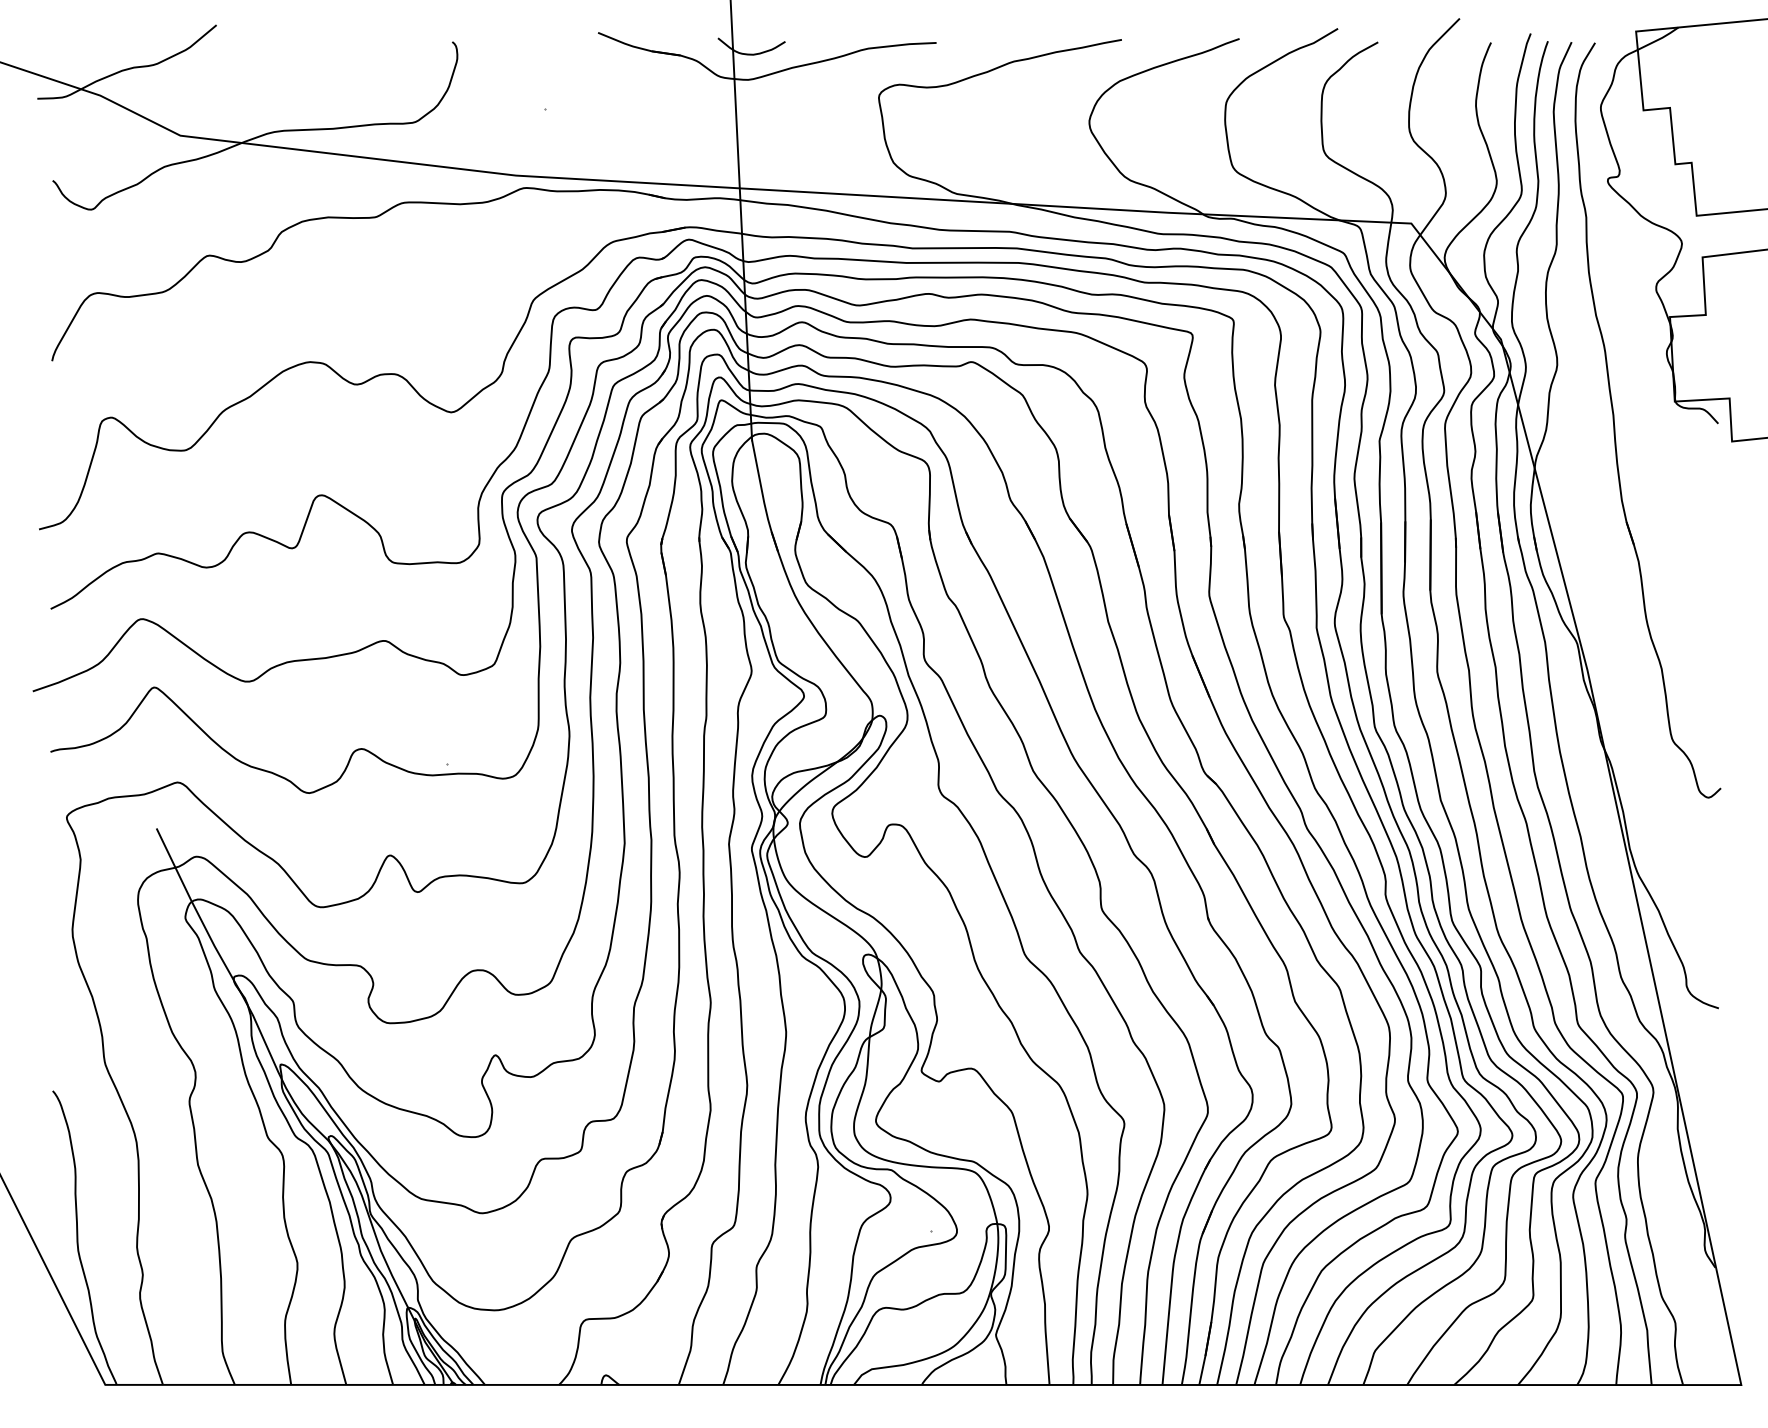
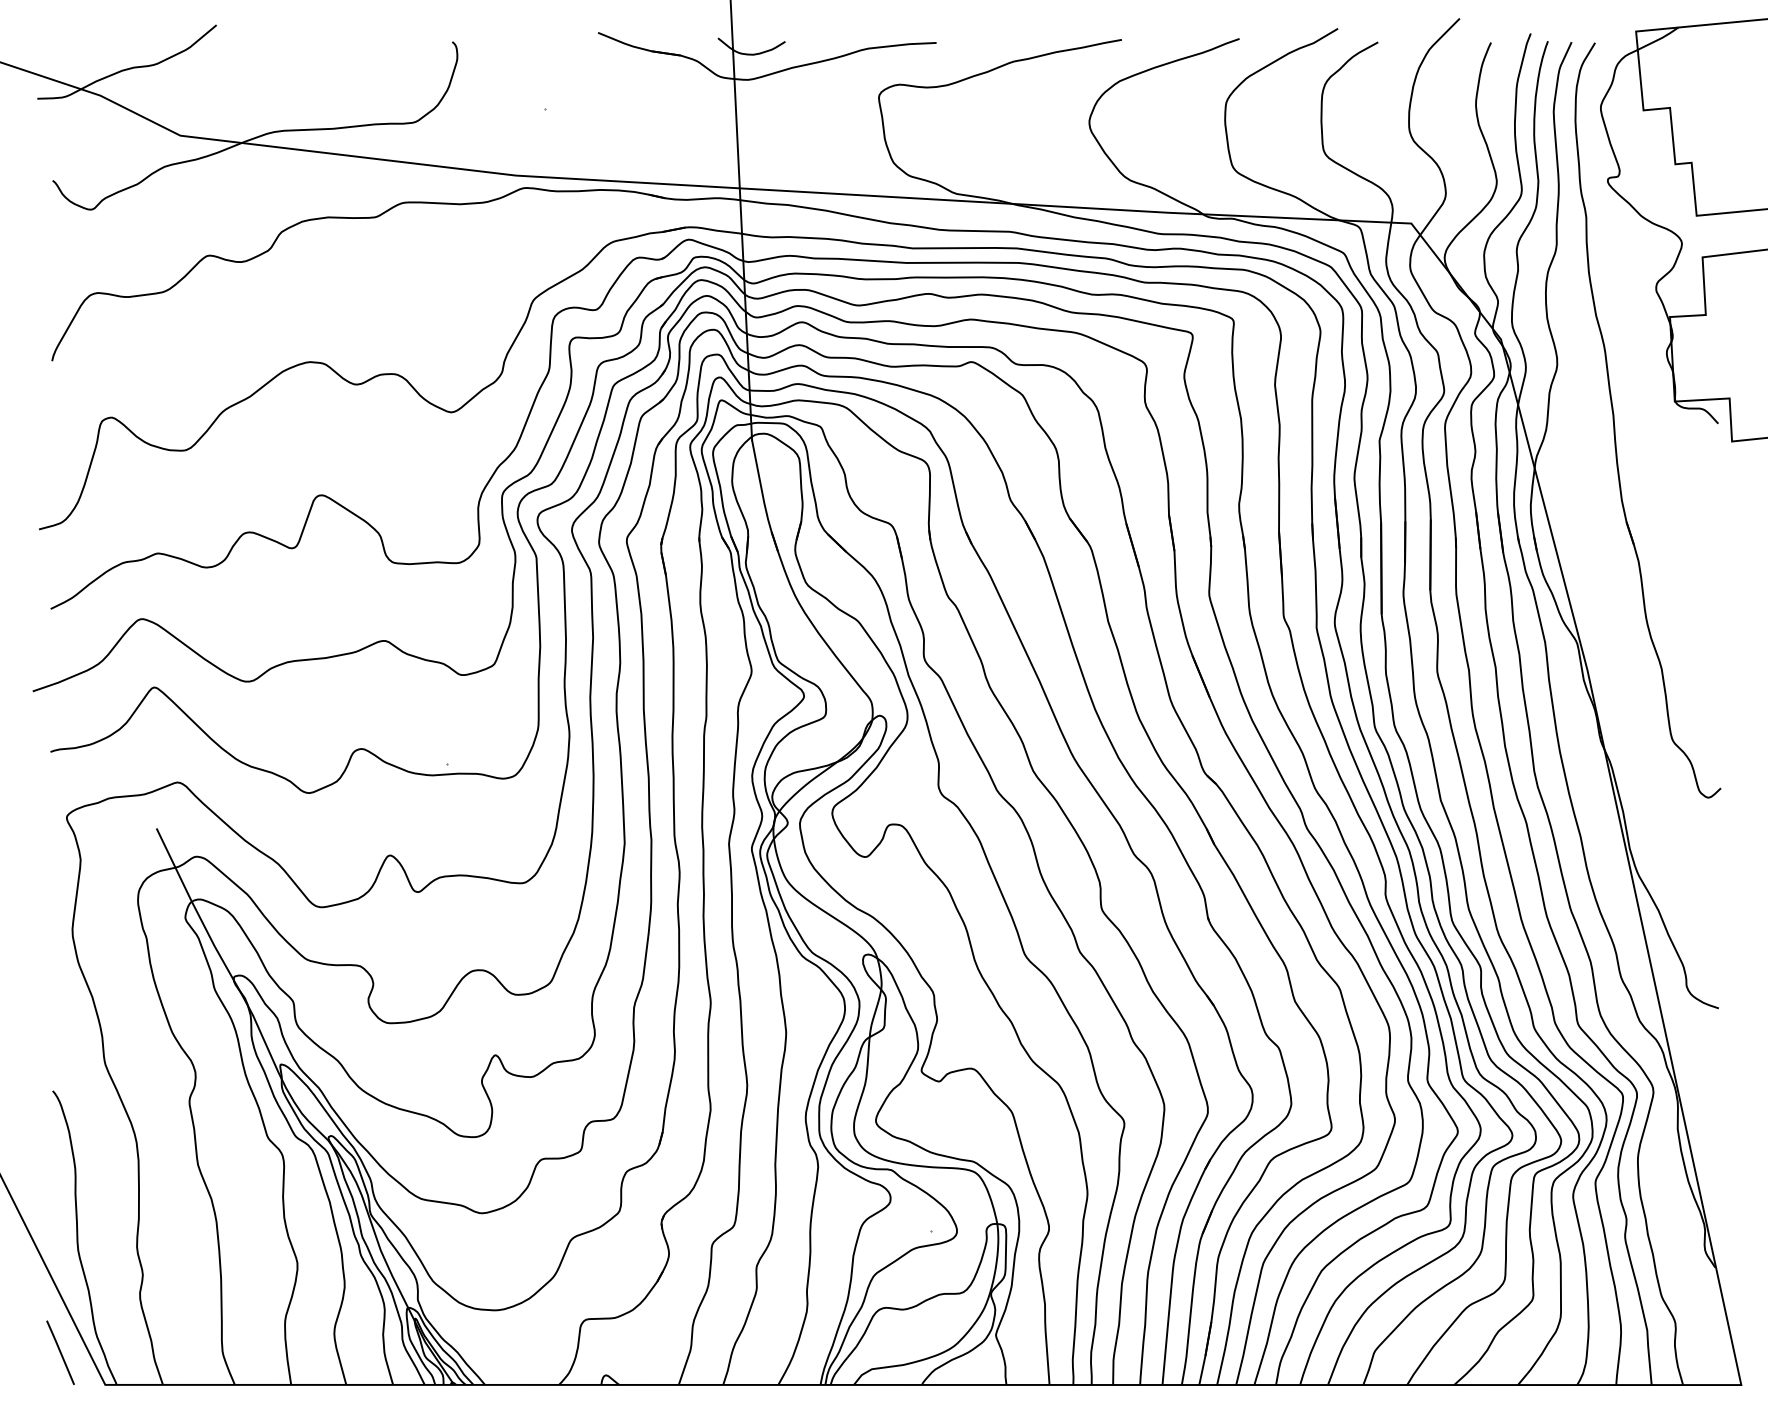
line: none -> present (60, 1352)
